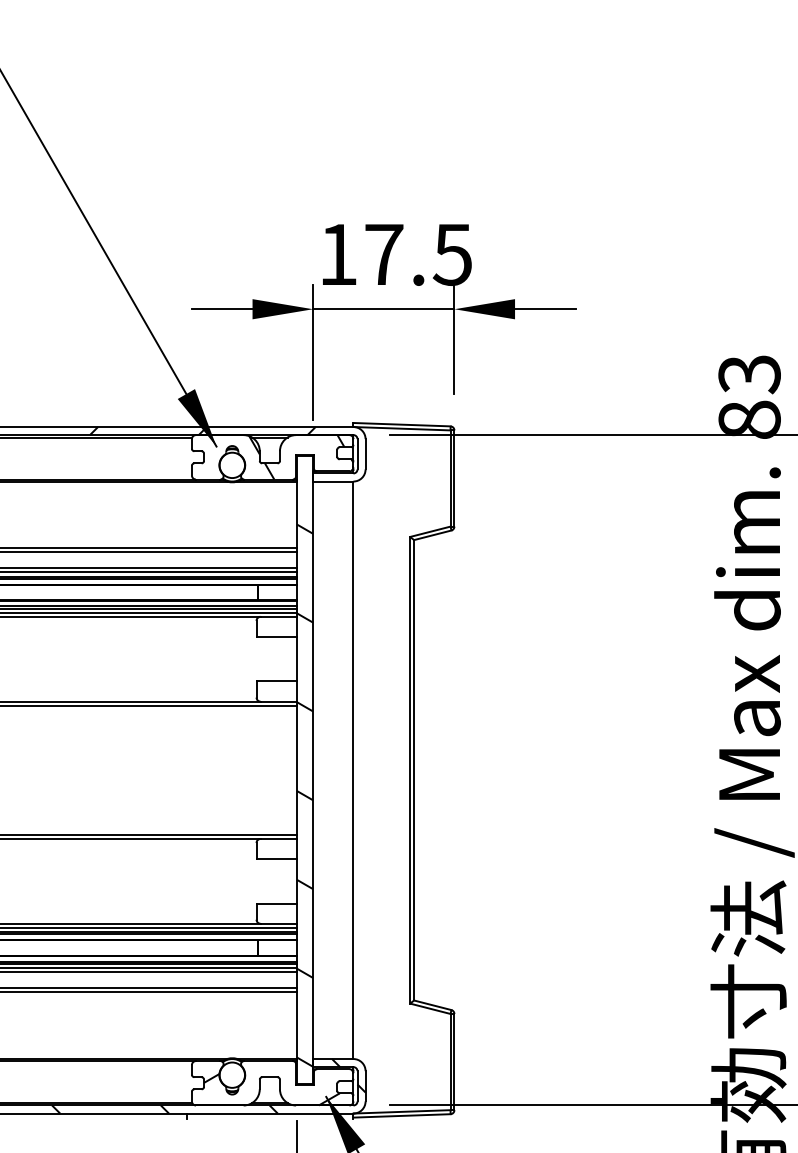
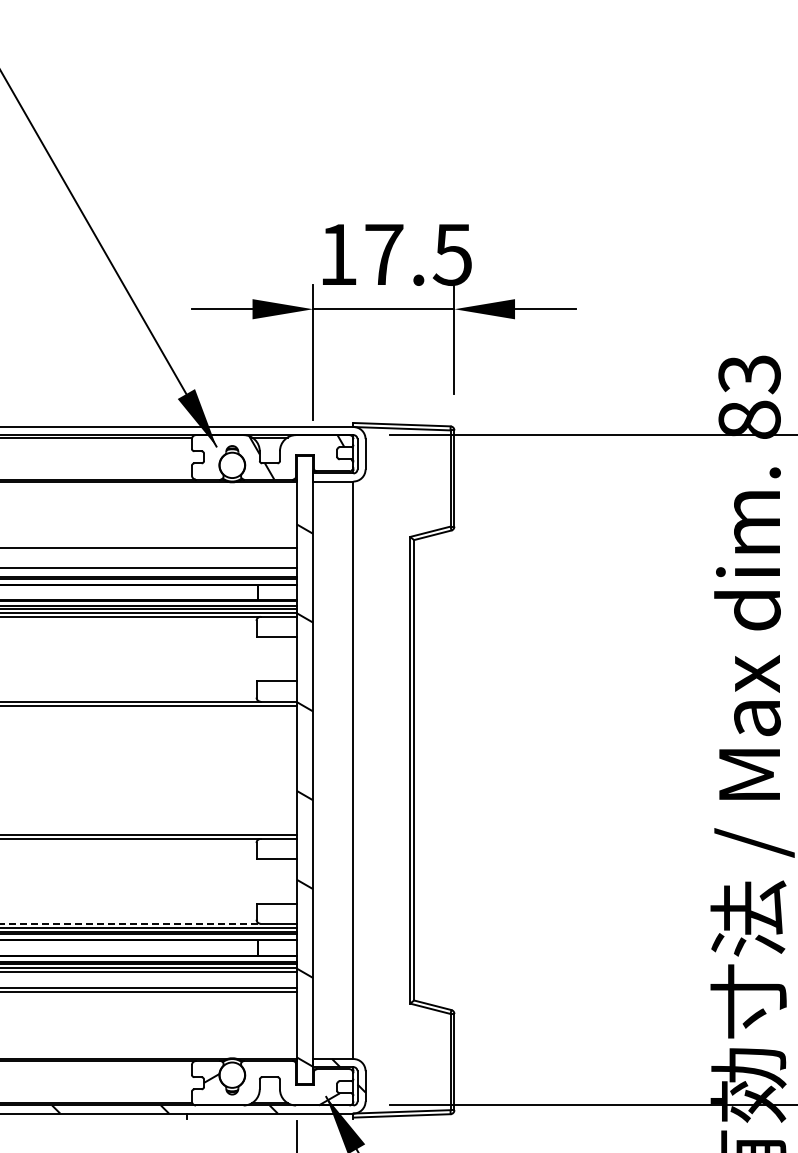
hatch: present -> none (202, 431)
line: present -> none (149, 552)
line: present -> none (149, 572)
line: solid -> dashed (130, 923)
